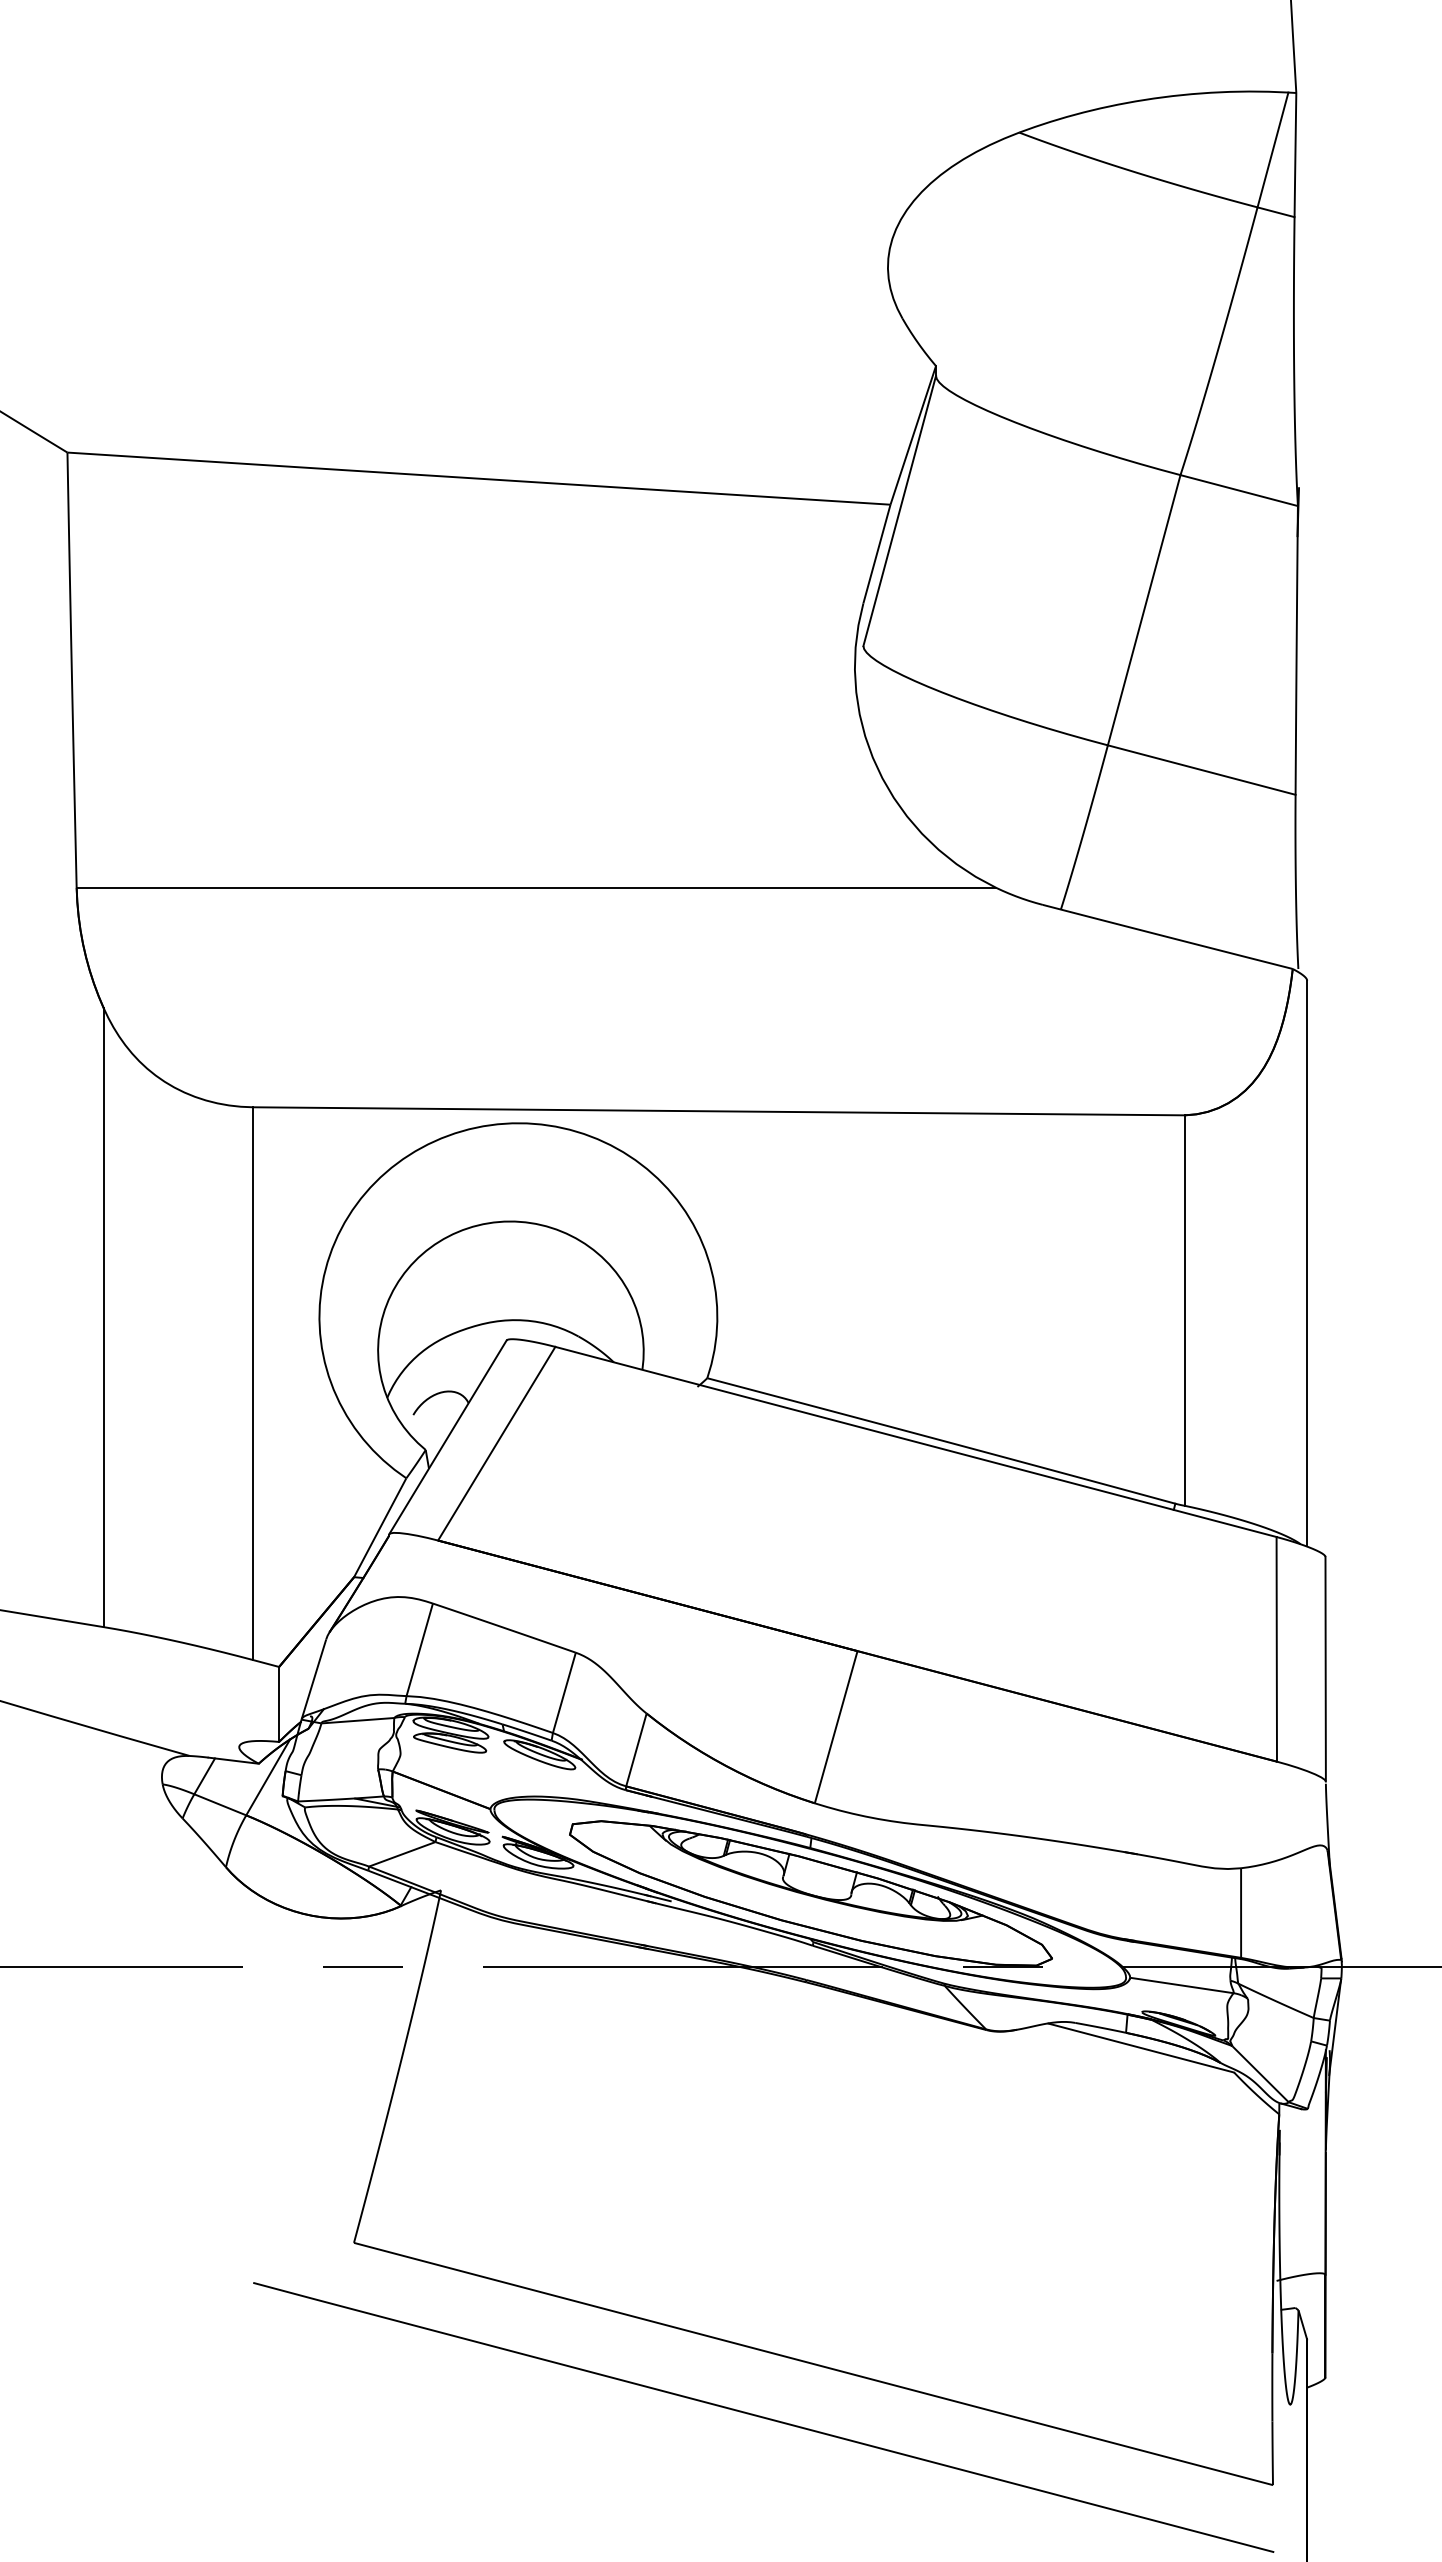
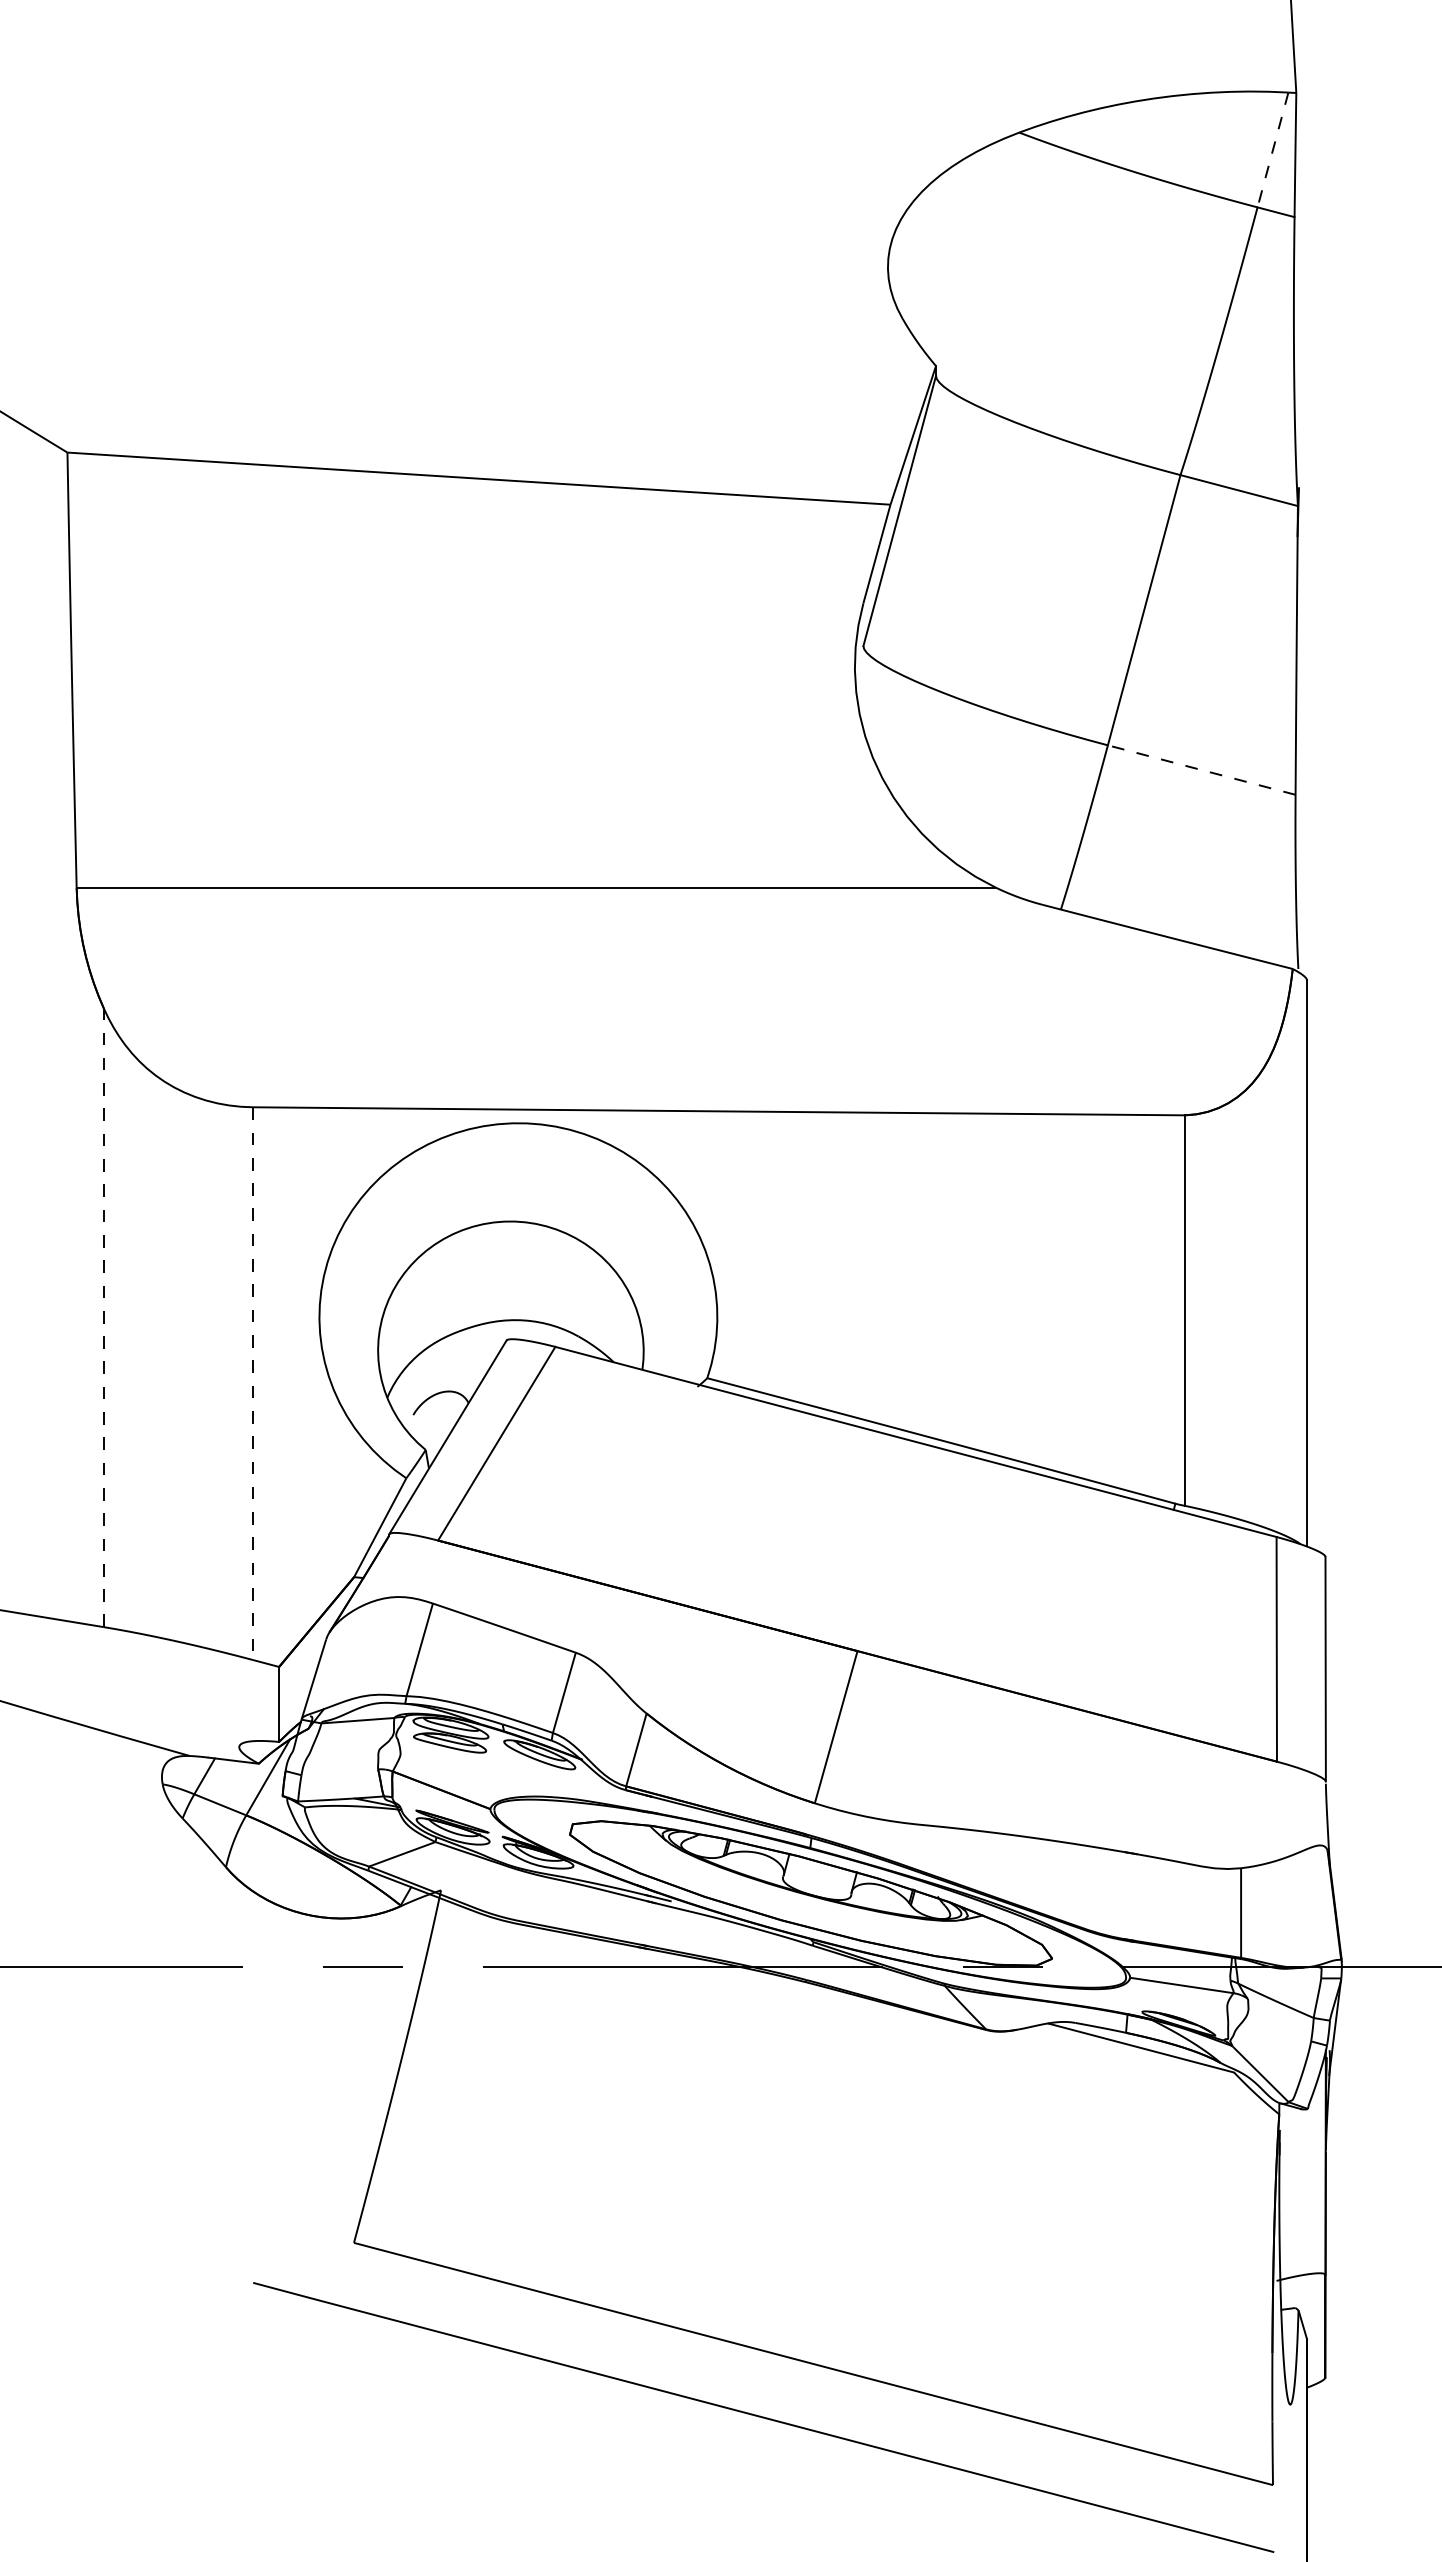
line: solid -> dashed (1272, 150)
line: solid -> dashed (1201, 769)
line: solid -> dashed (103, 1317)
line: solid -> dashed (252, 1384)
